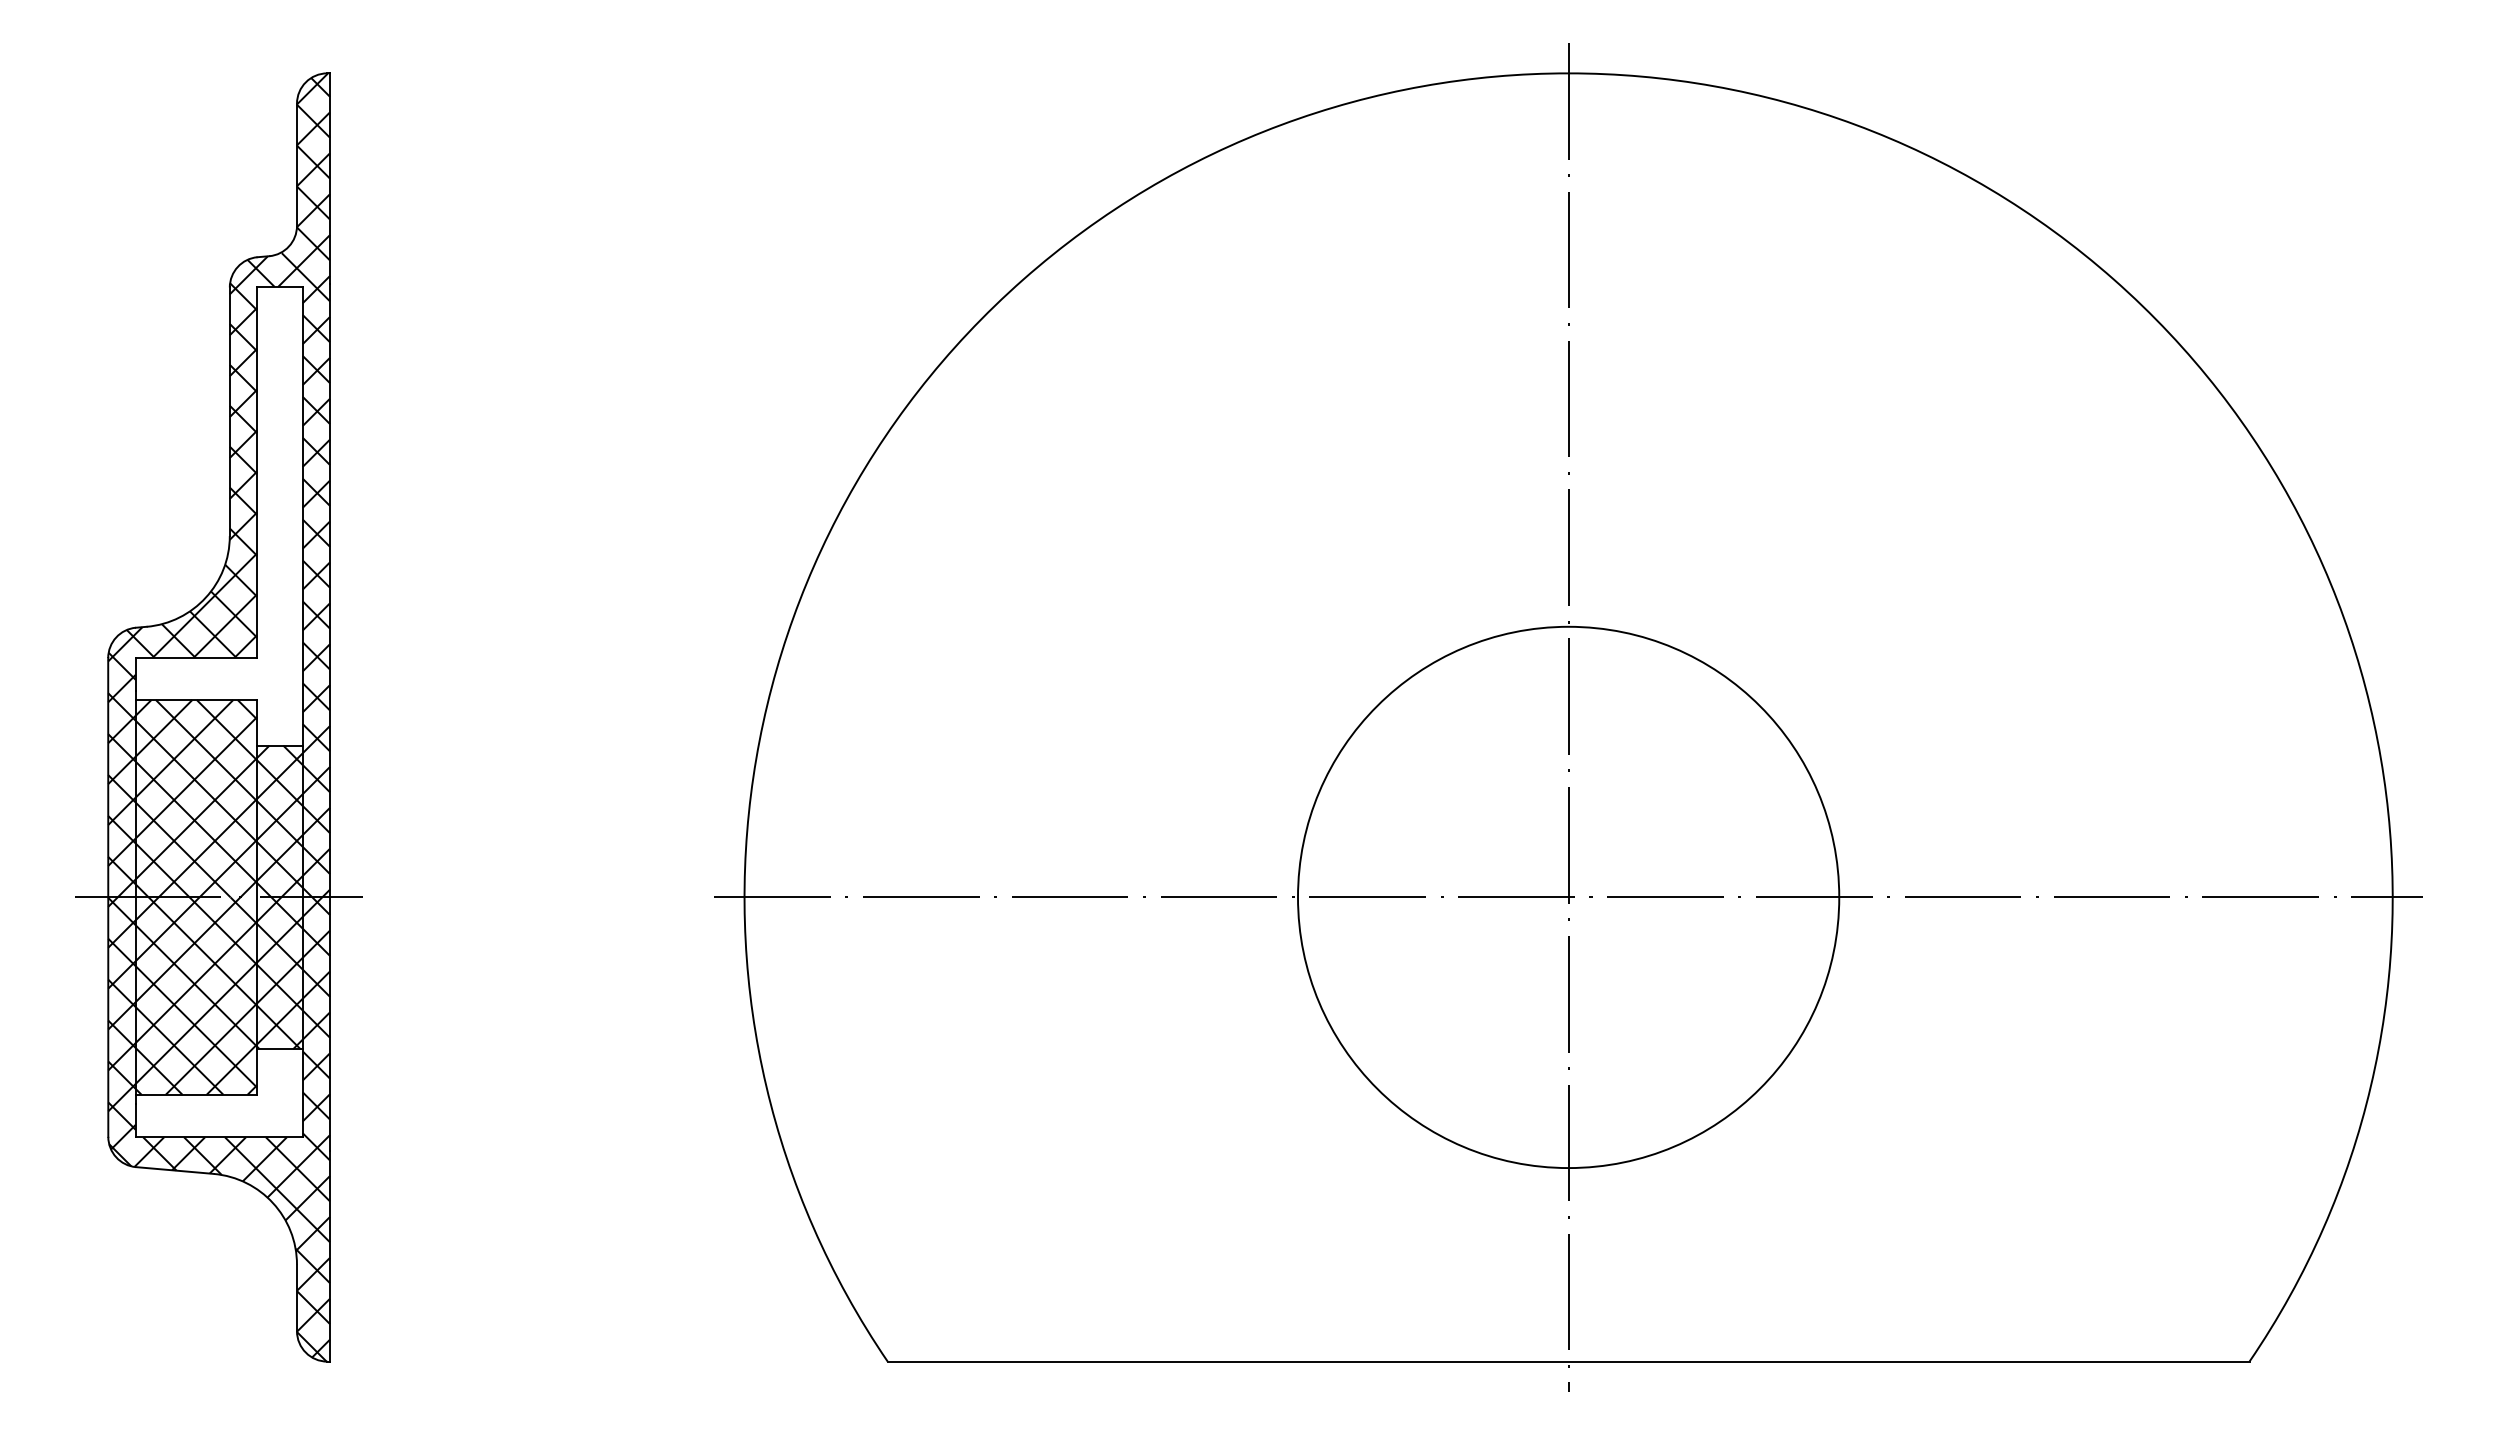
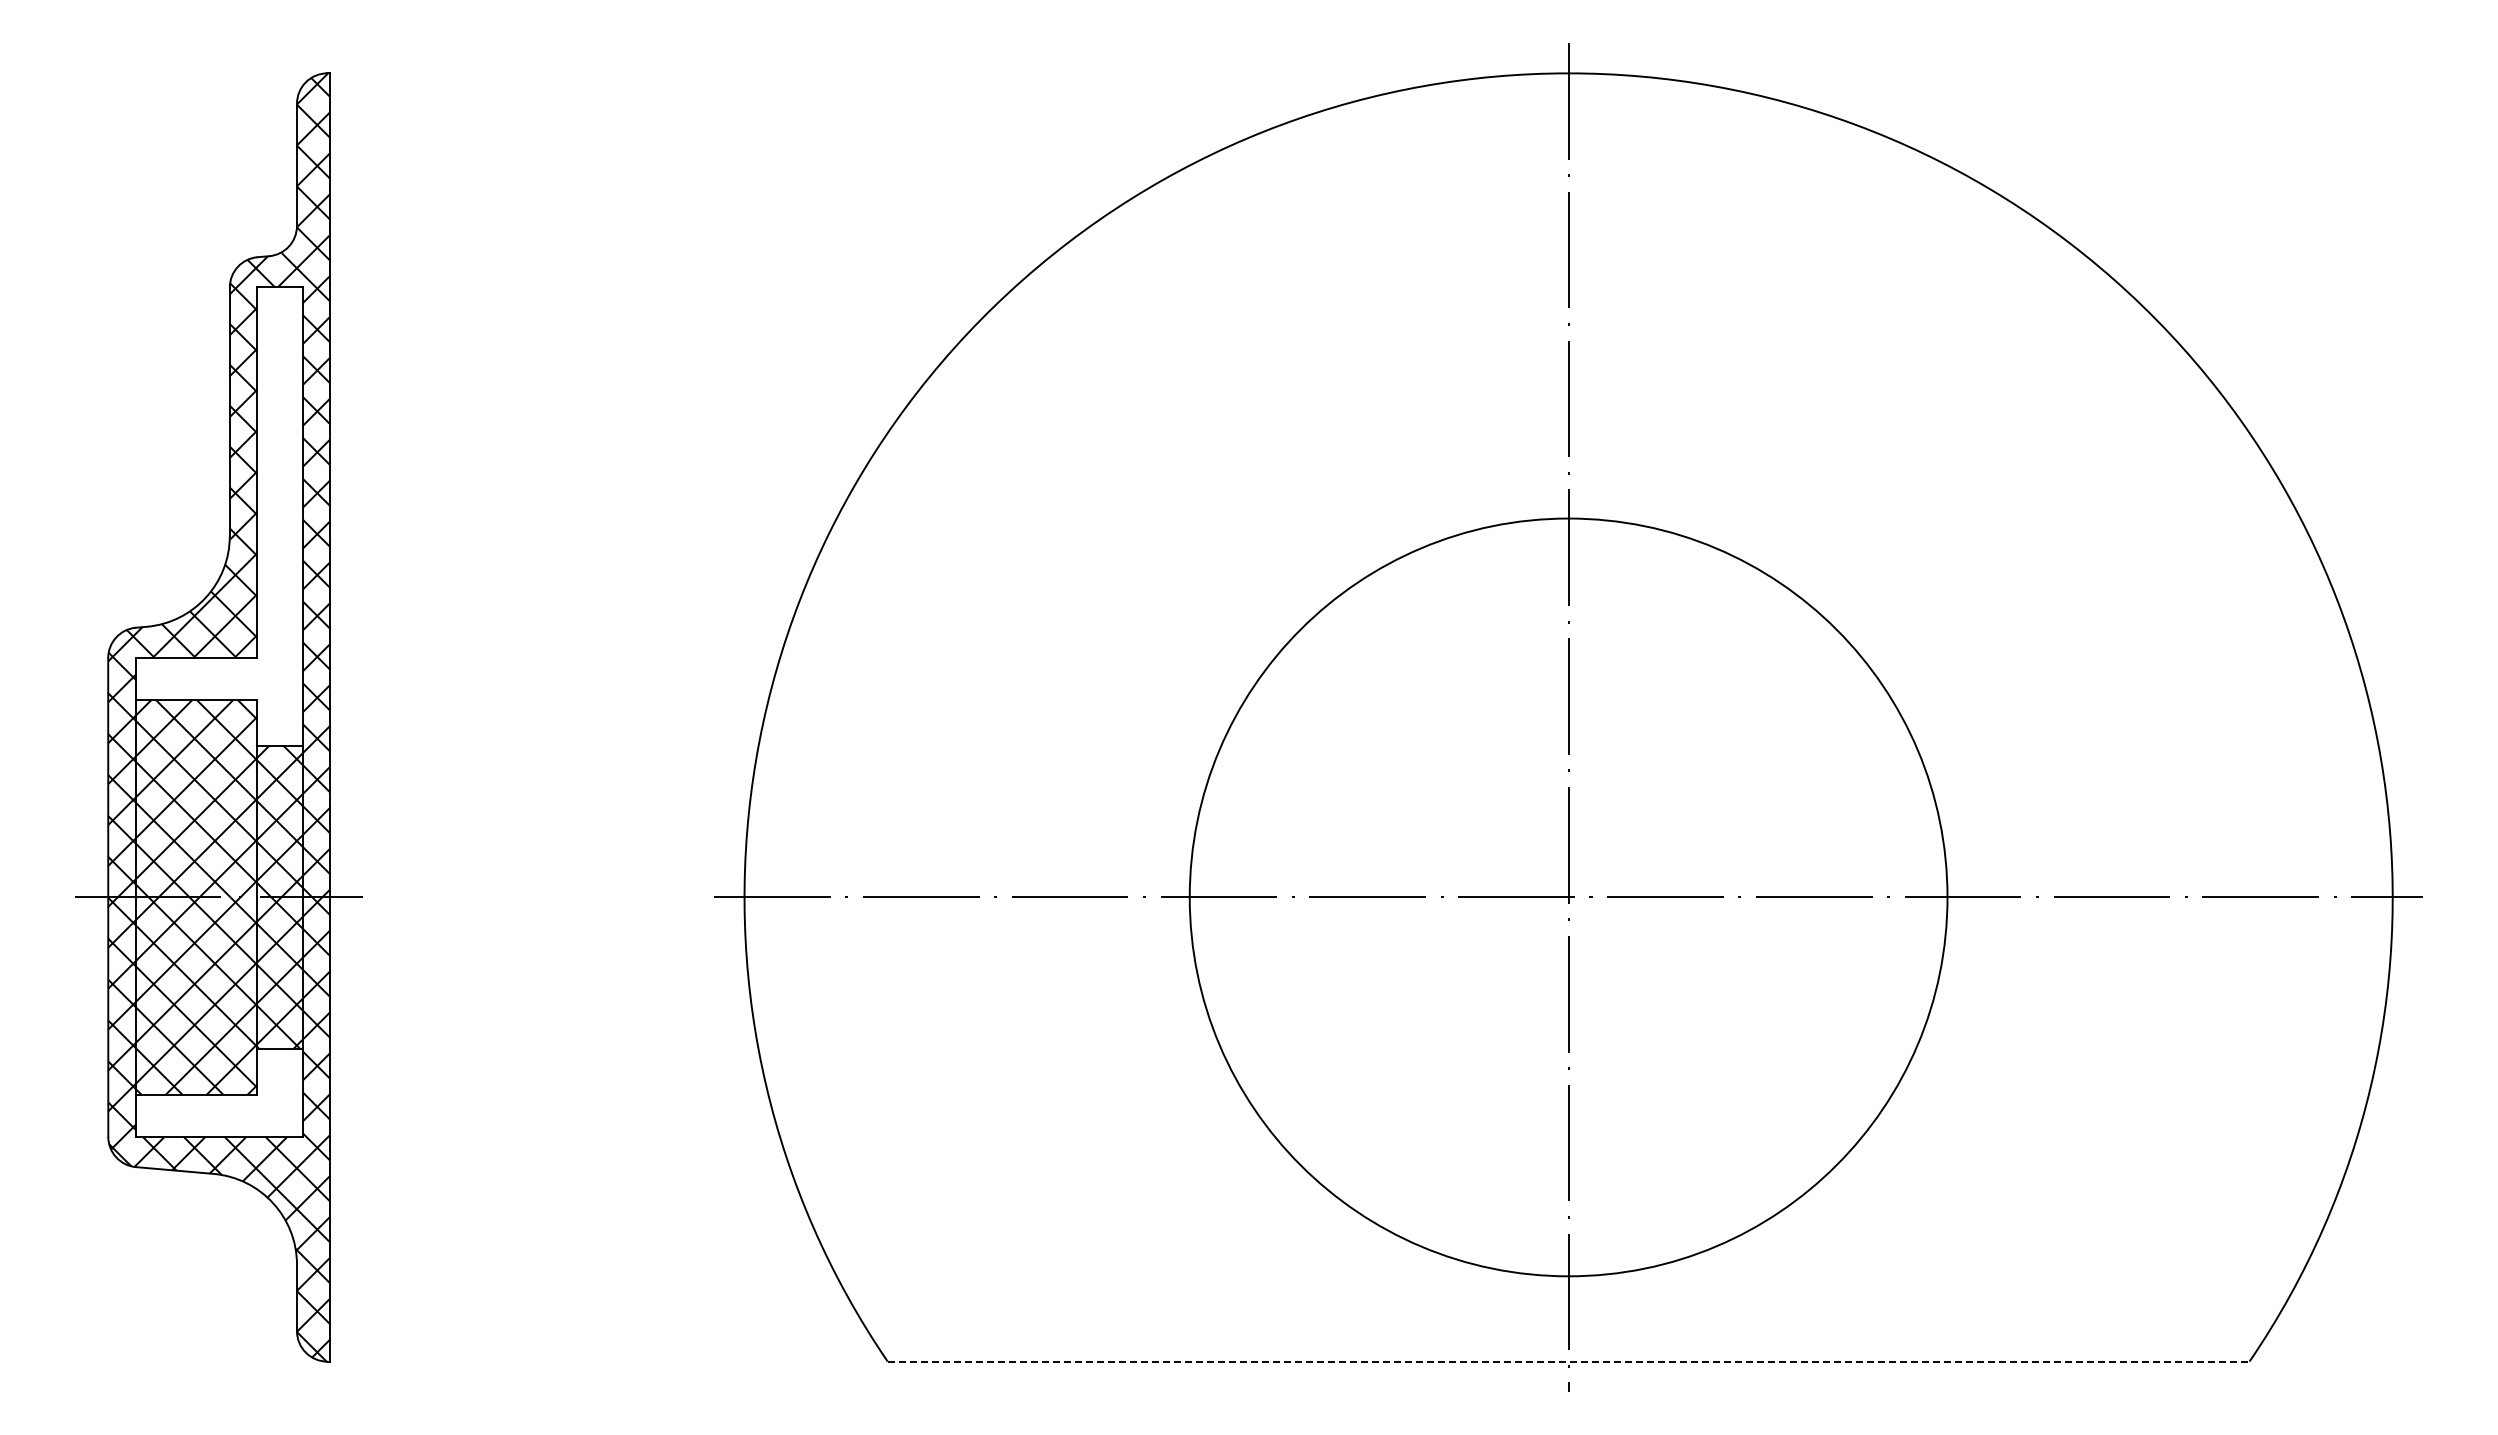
circle diameter: 541 px -> 758 px (1568, 897)
line: solid -> dashed (1568, 1361)
